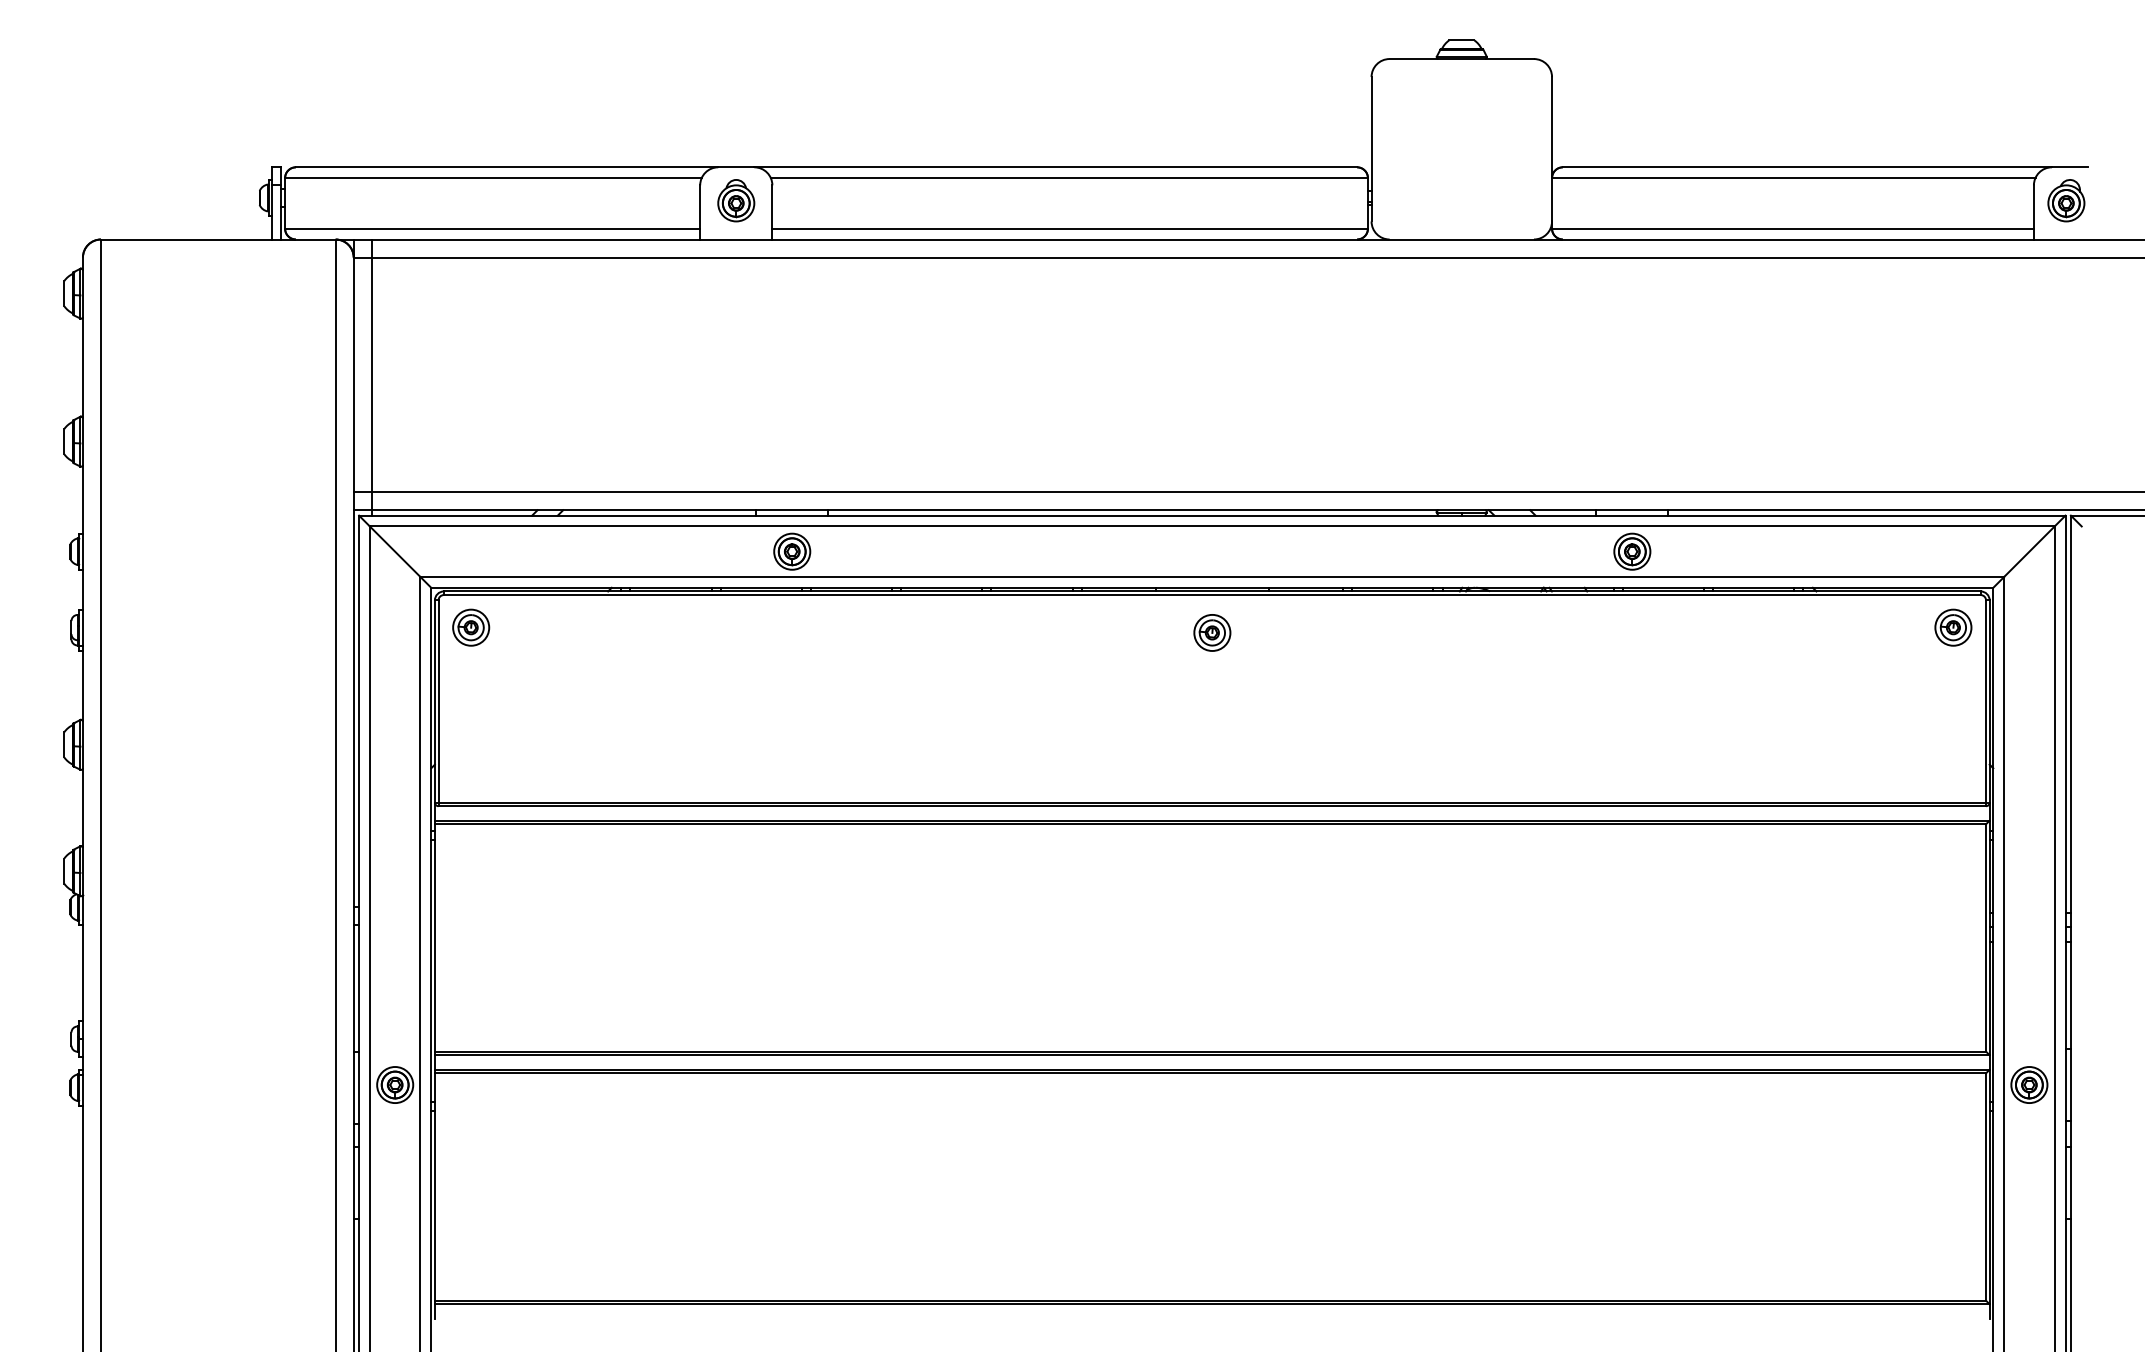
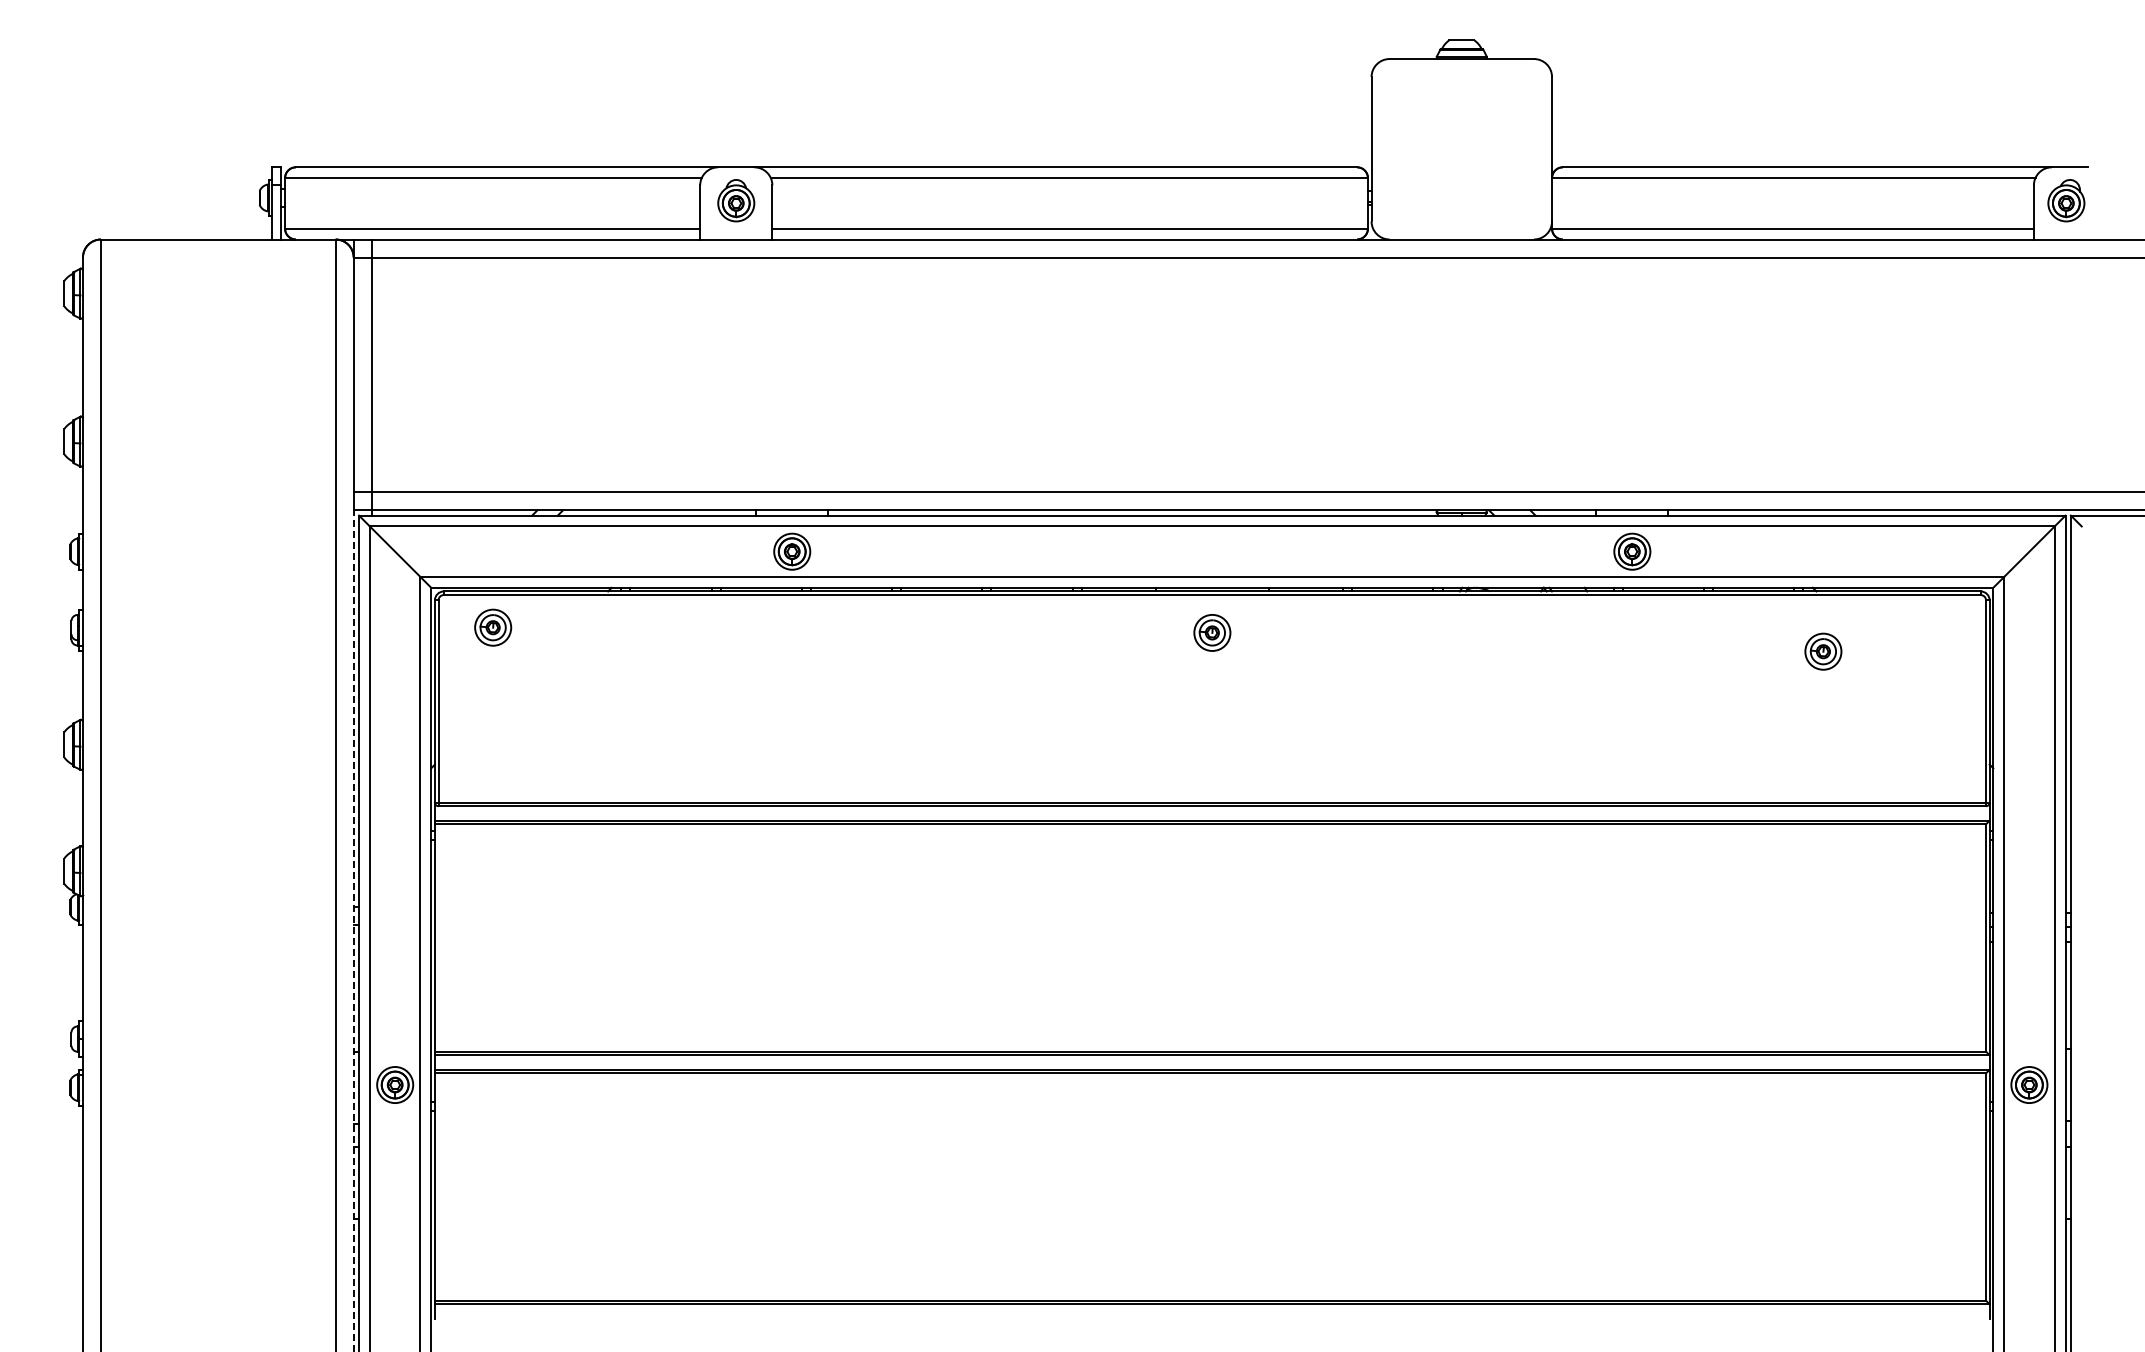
part position: (471, 627) -> (493, 627) (493, 627)
part position: (1953, 627) -> (1823, 651) (1823, 651)
line: solid -> dashed (353, 930)
